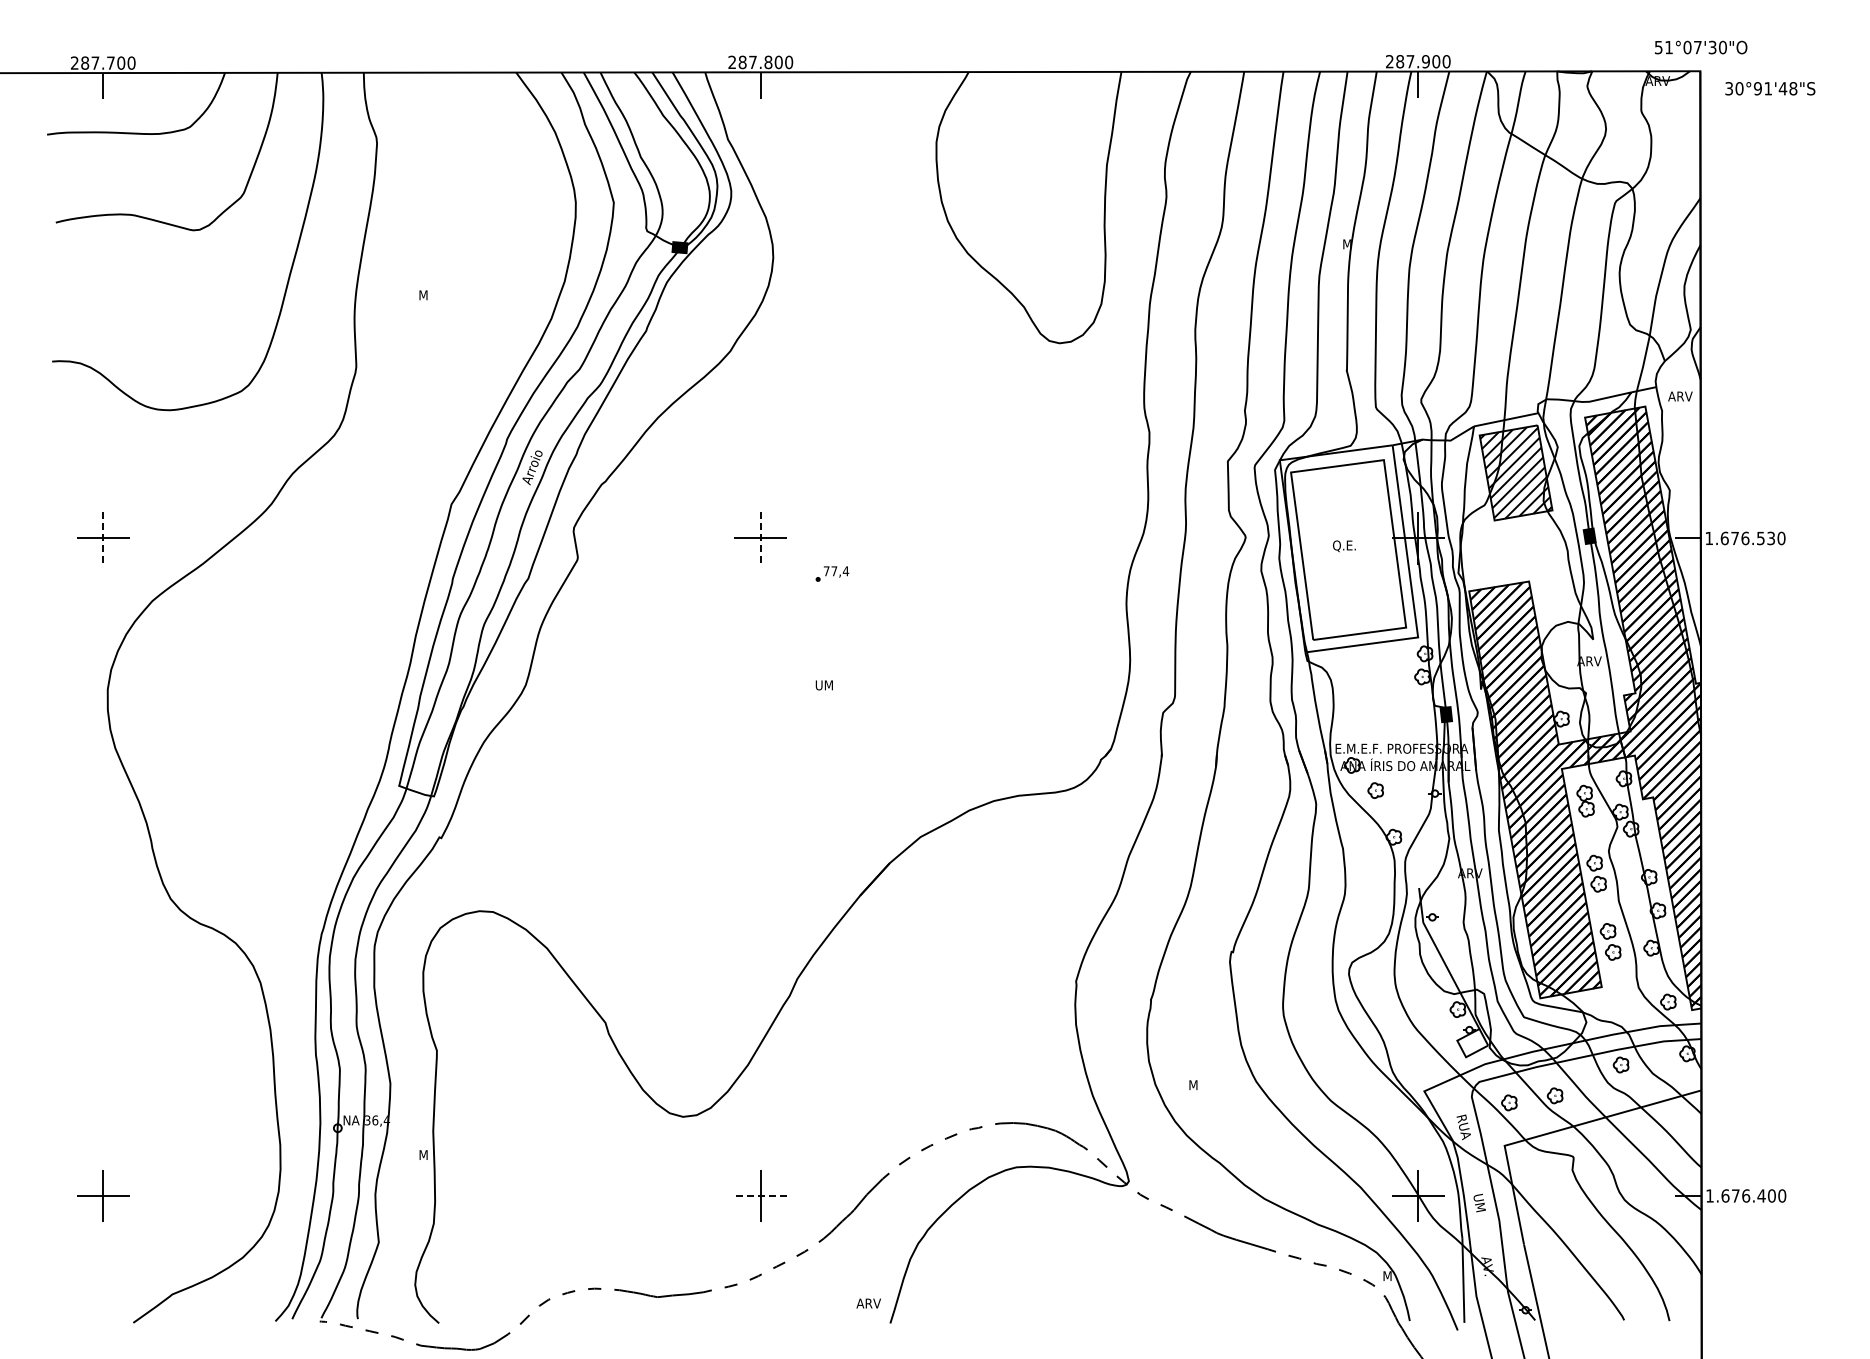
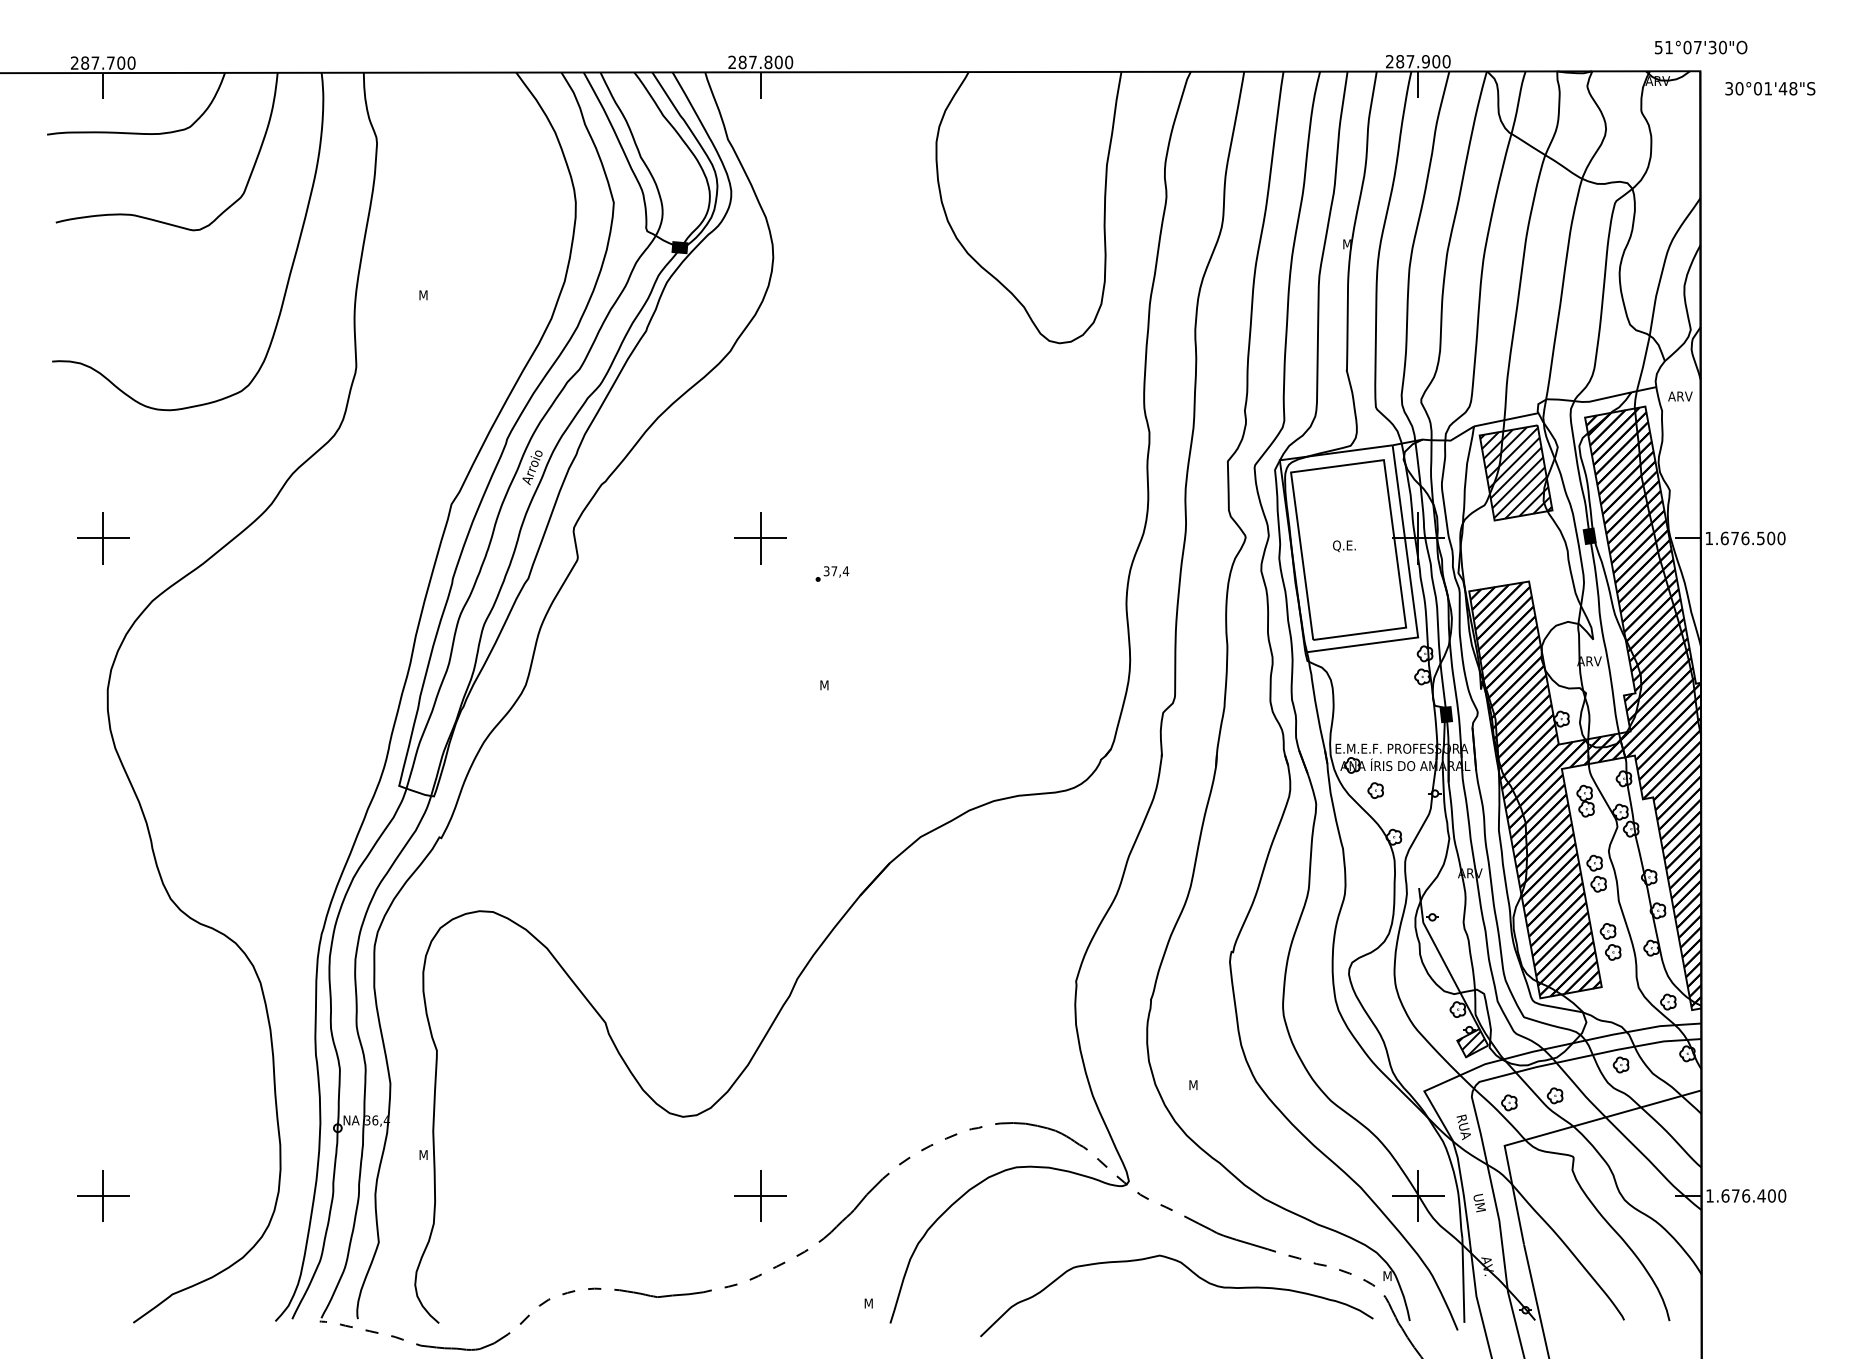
text: 30°91'48"S -> 30°01'48"S (1757, 88)
line: dashed -> solid (103, 538)
line: dashed -> solid (760, 538)
text: 1.676.530 -> 1.676.500 (1771, 538)
text: 77,4 -> 37,4 (826, 571)
text: UM -> M (823, 685)
hatch: none -> present (1471, 1043)
line: dashed -> solid (760, 1196)
curve: none -> present (1192, 1273)
text: ARV -> M (868, 1303)
